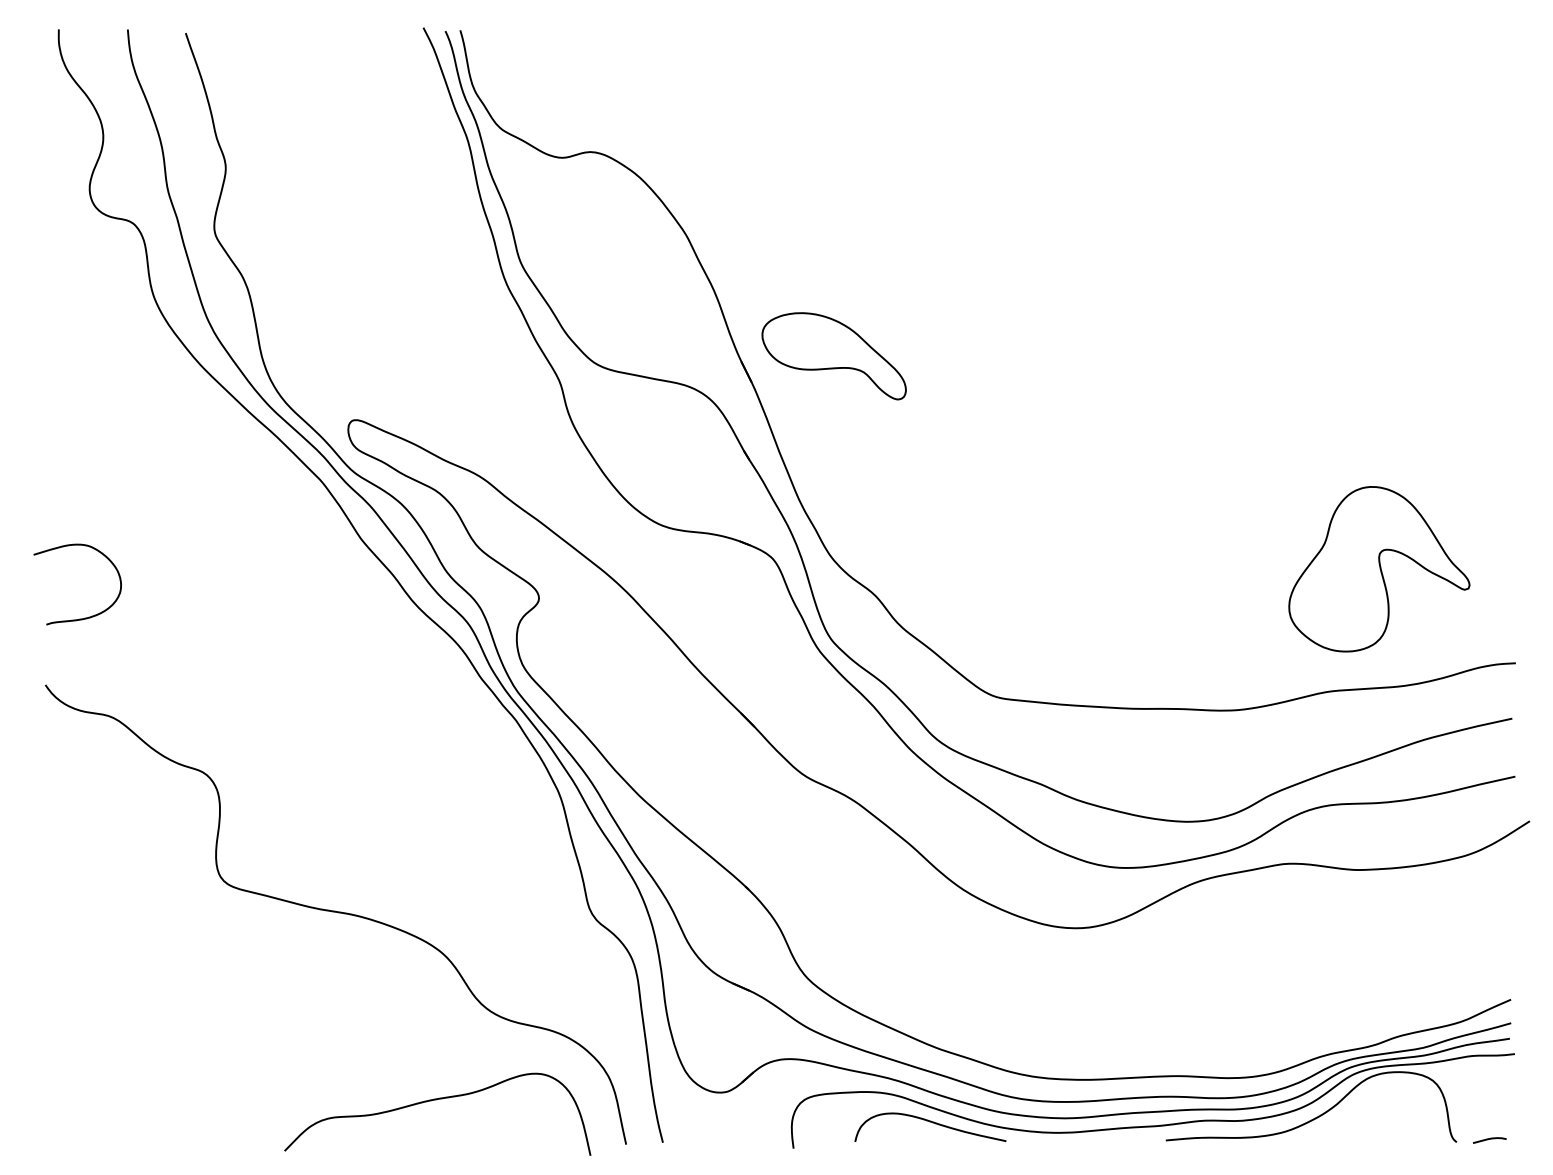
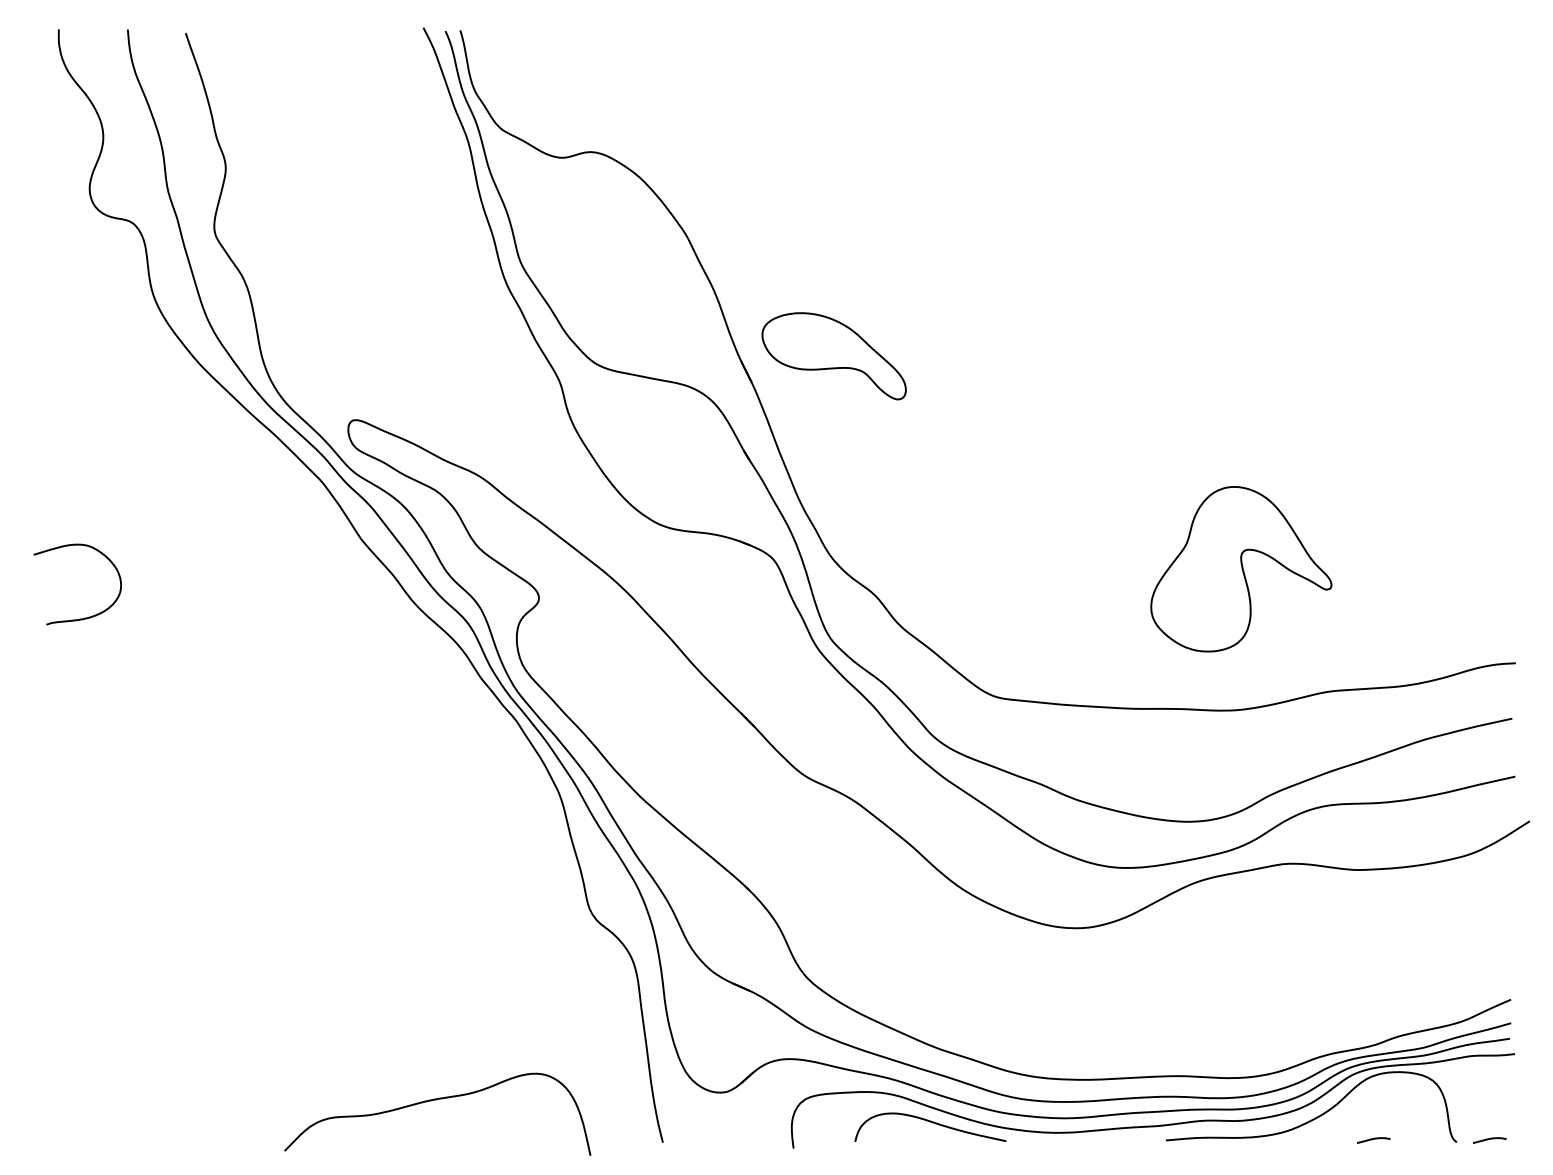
part position: (1379, 569) -> (1241, 569) (1241, 569)
curve: present -> none (335, 912)
curve: none -> present (1373, 1139)
